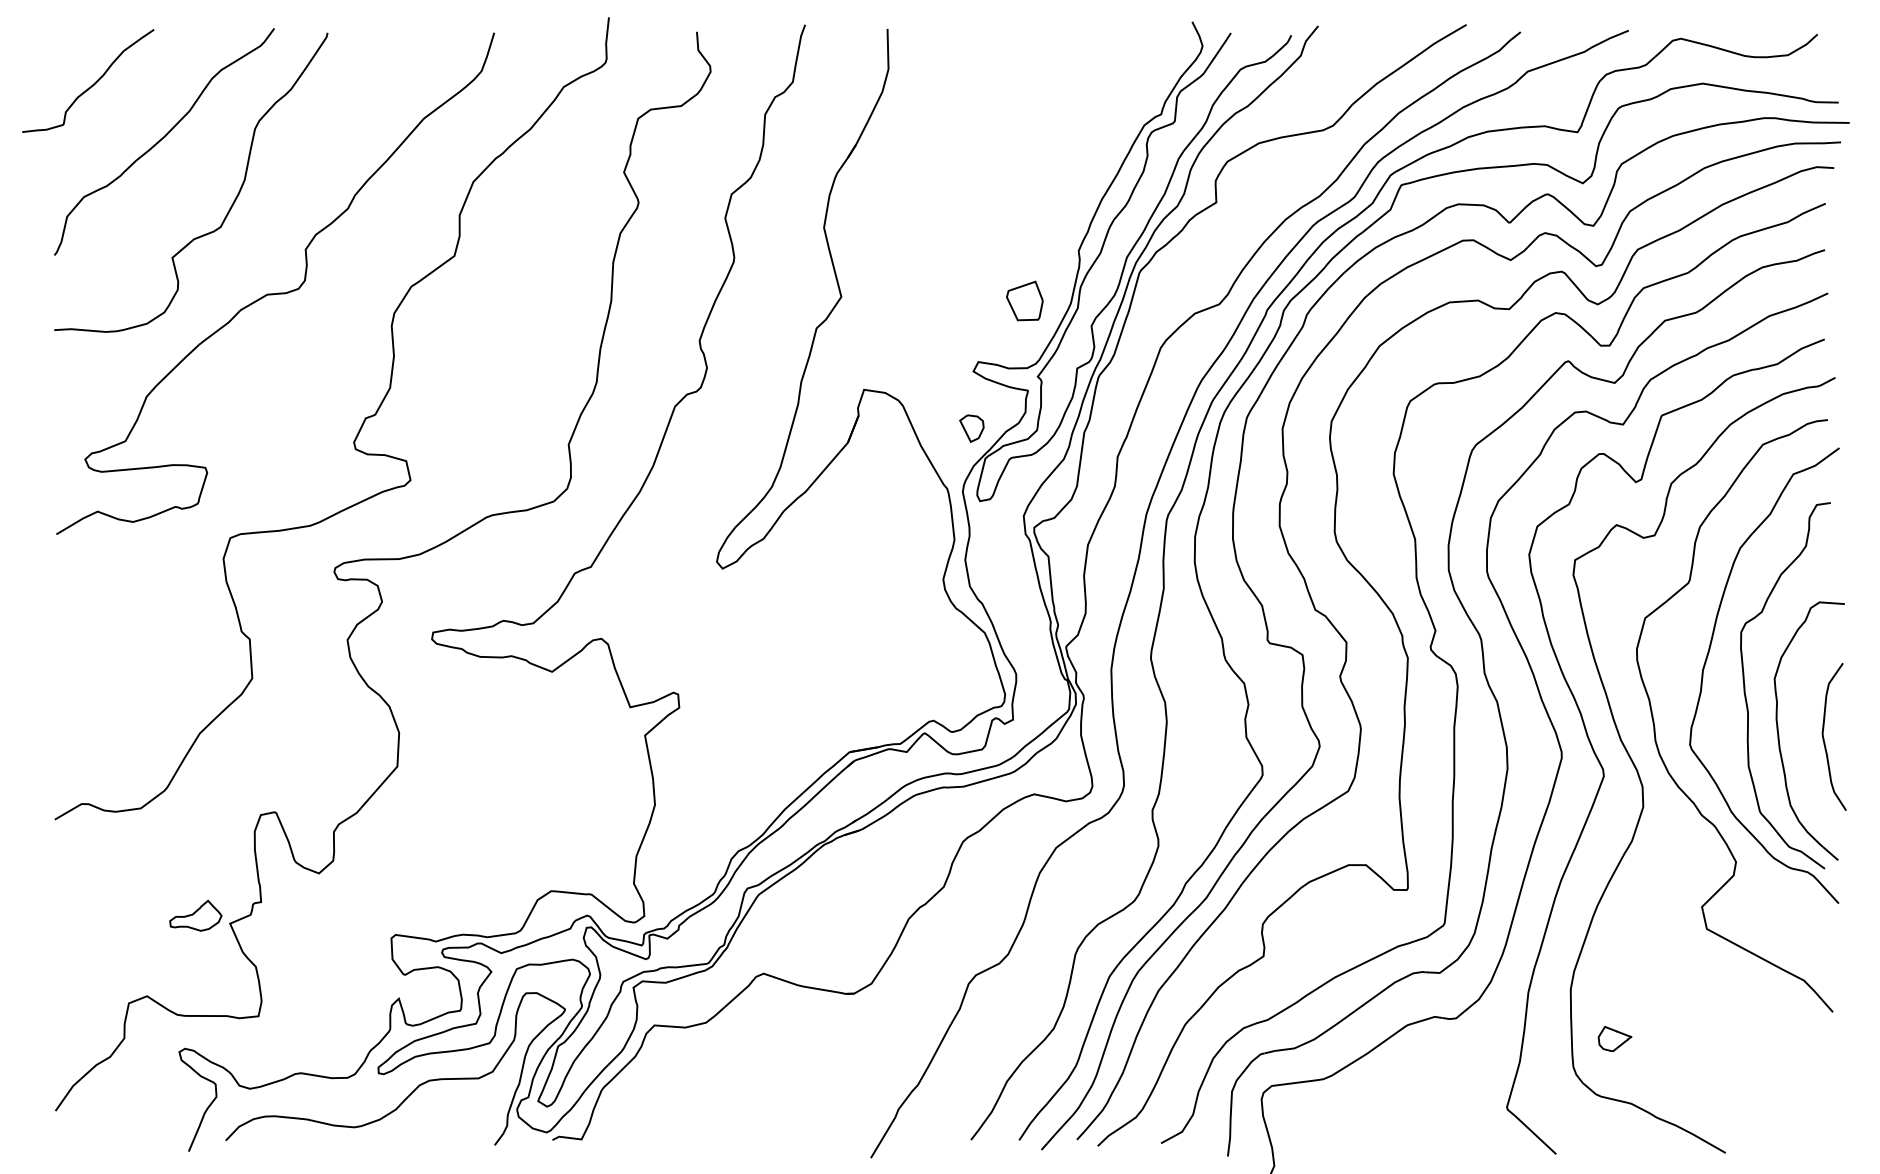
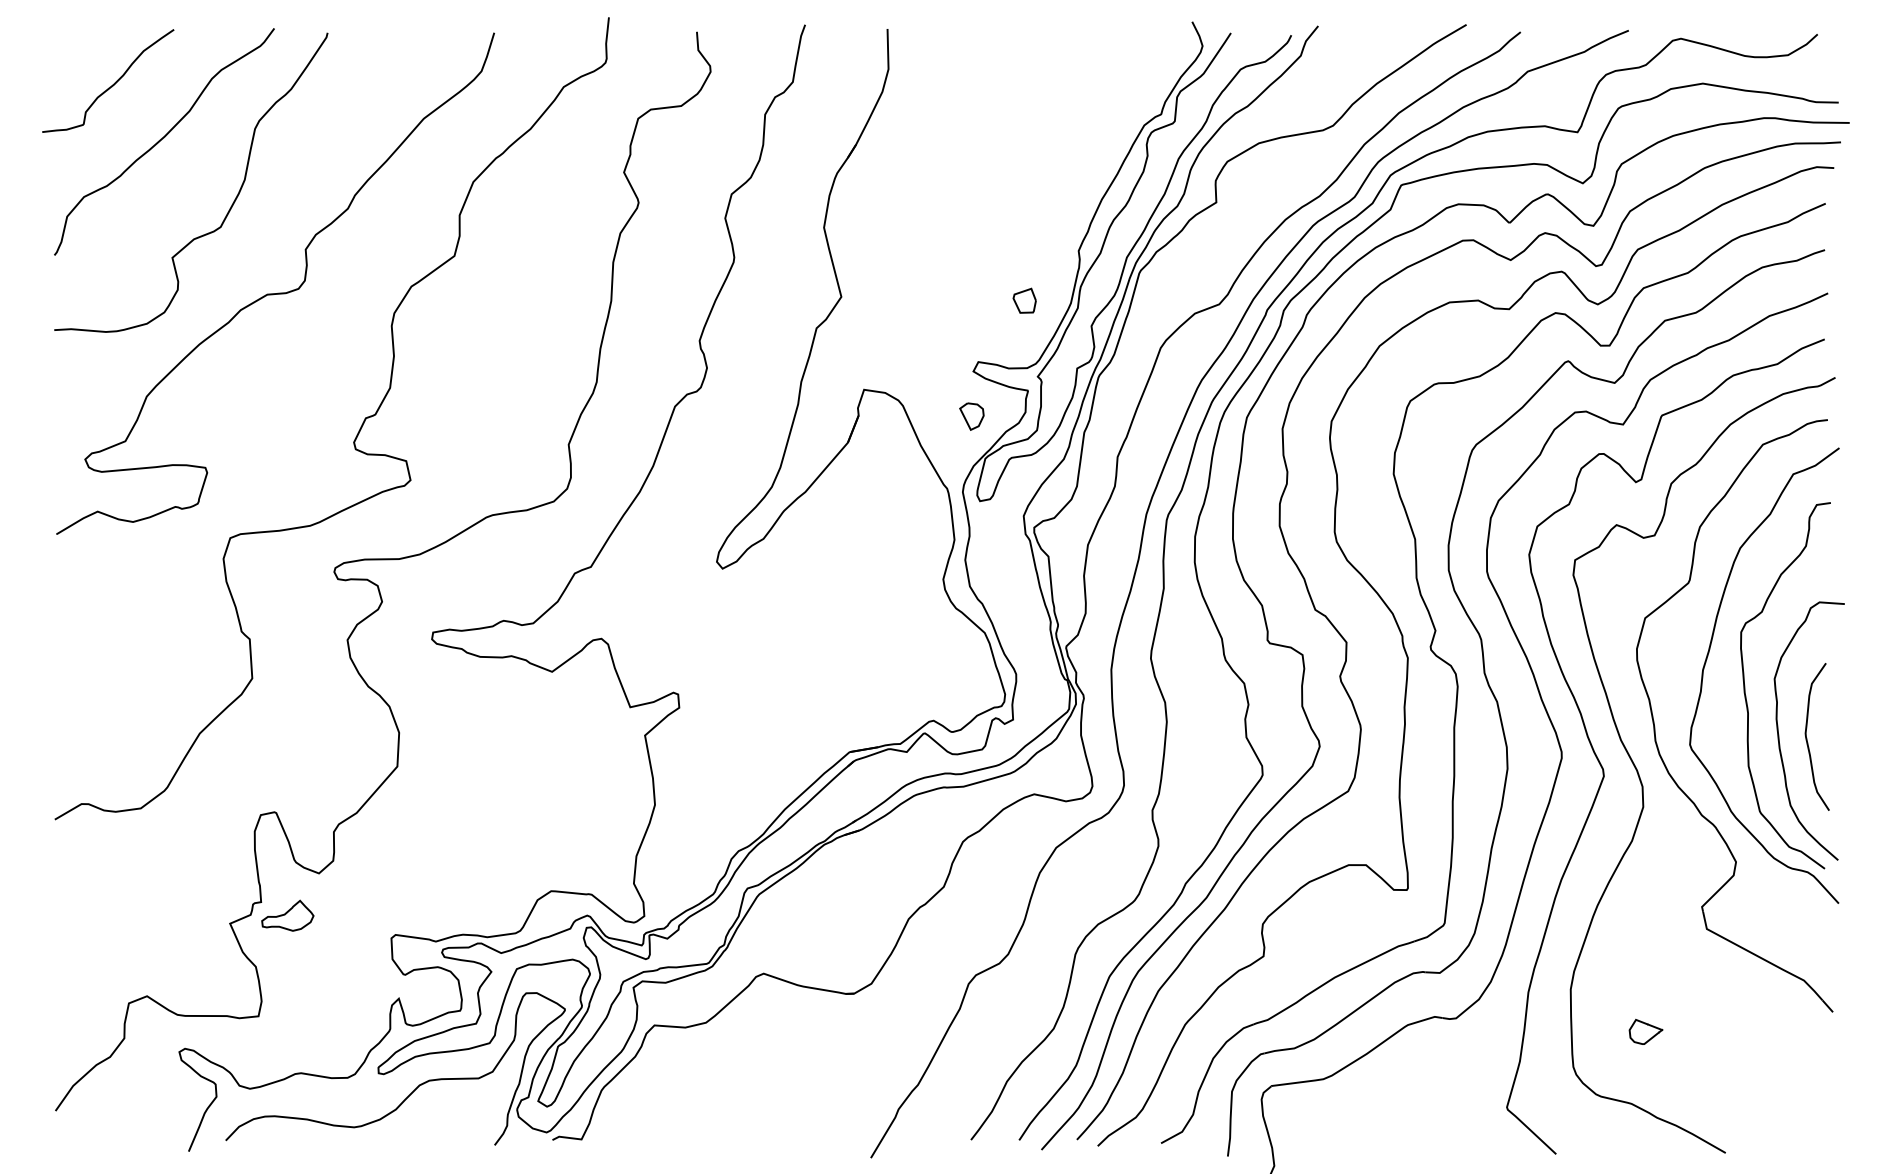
curve position: (92, 84) -> (112, 84) (112, 84)
part size: 38x42 px -> 25x27 px (1024, 300)
part position: (971, 428) -> (971, 416) (971, 416)
curve position: (1824, 738) -> (1807, 738) (1807, 738)
part position: (195, 915) -> (287, 915) (287, 915)
part position: (1614, 1038) -> (1645, 1031) (1645, 1031)
